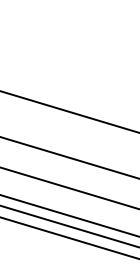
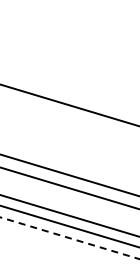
line position: (69, 111) -> (69, 105) (69, 105)
line position: (69, 157) -> (69, 175) (69, 175)
line: solid -> dashed (70, 238)
